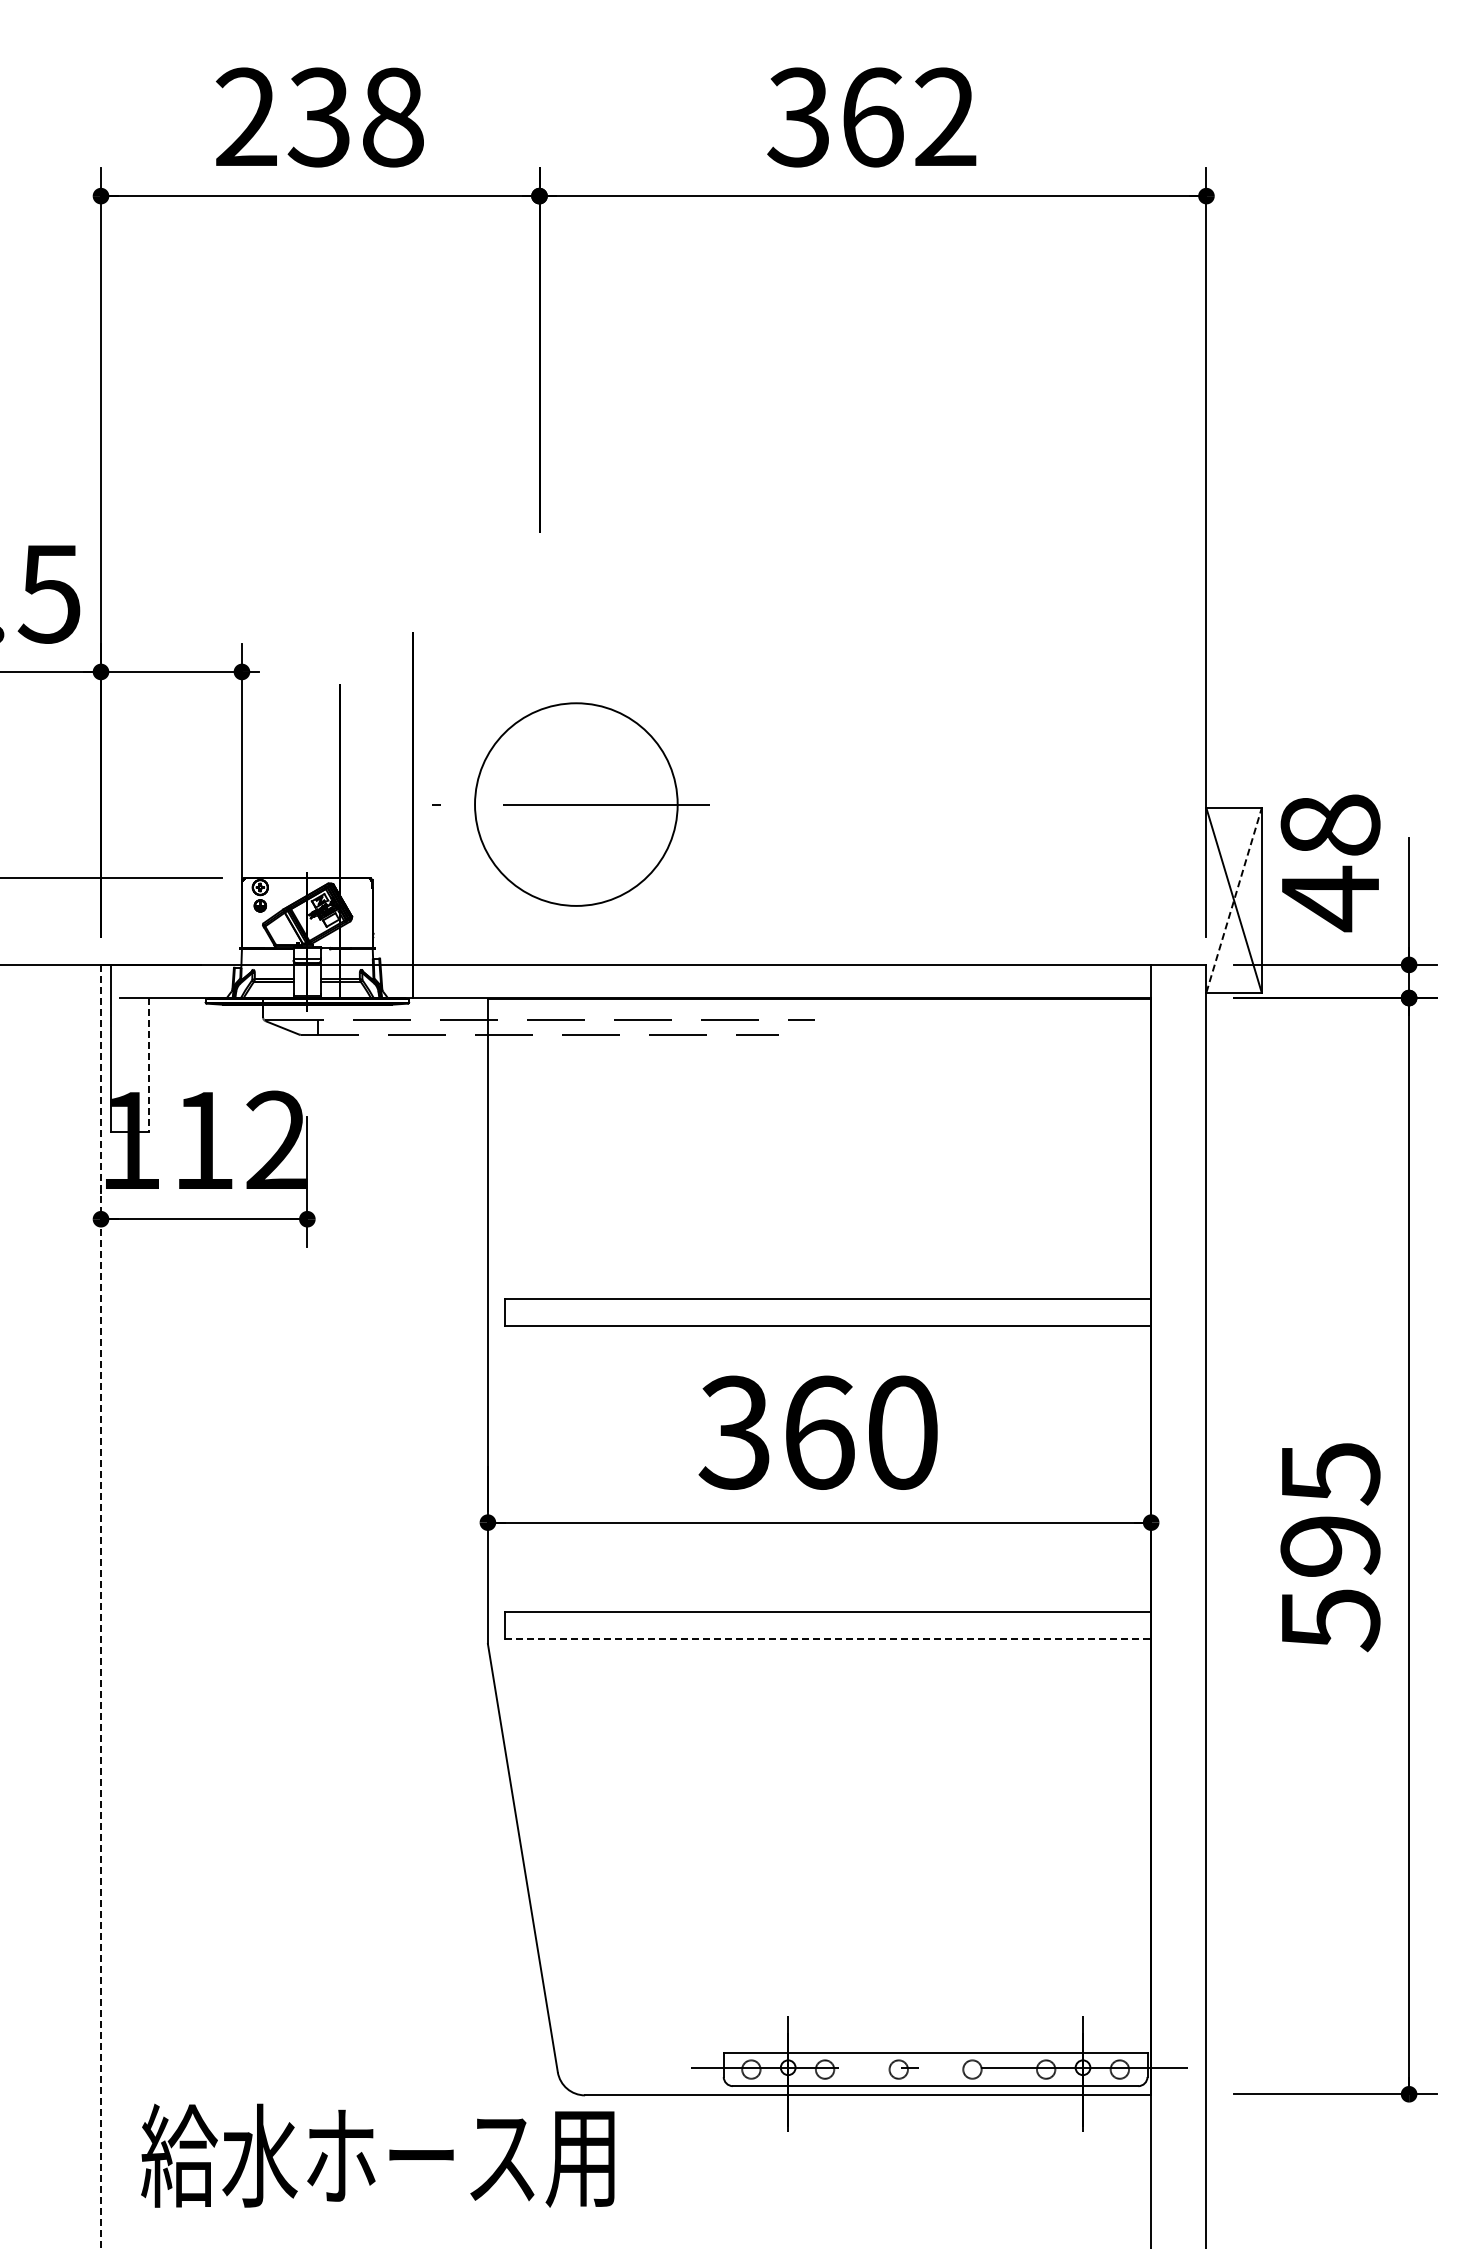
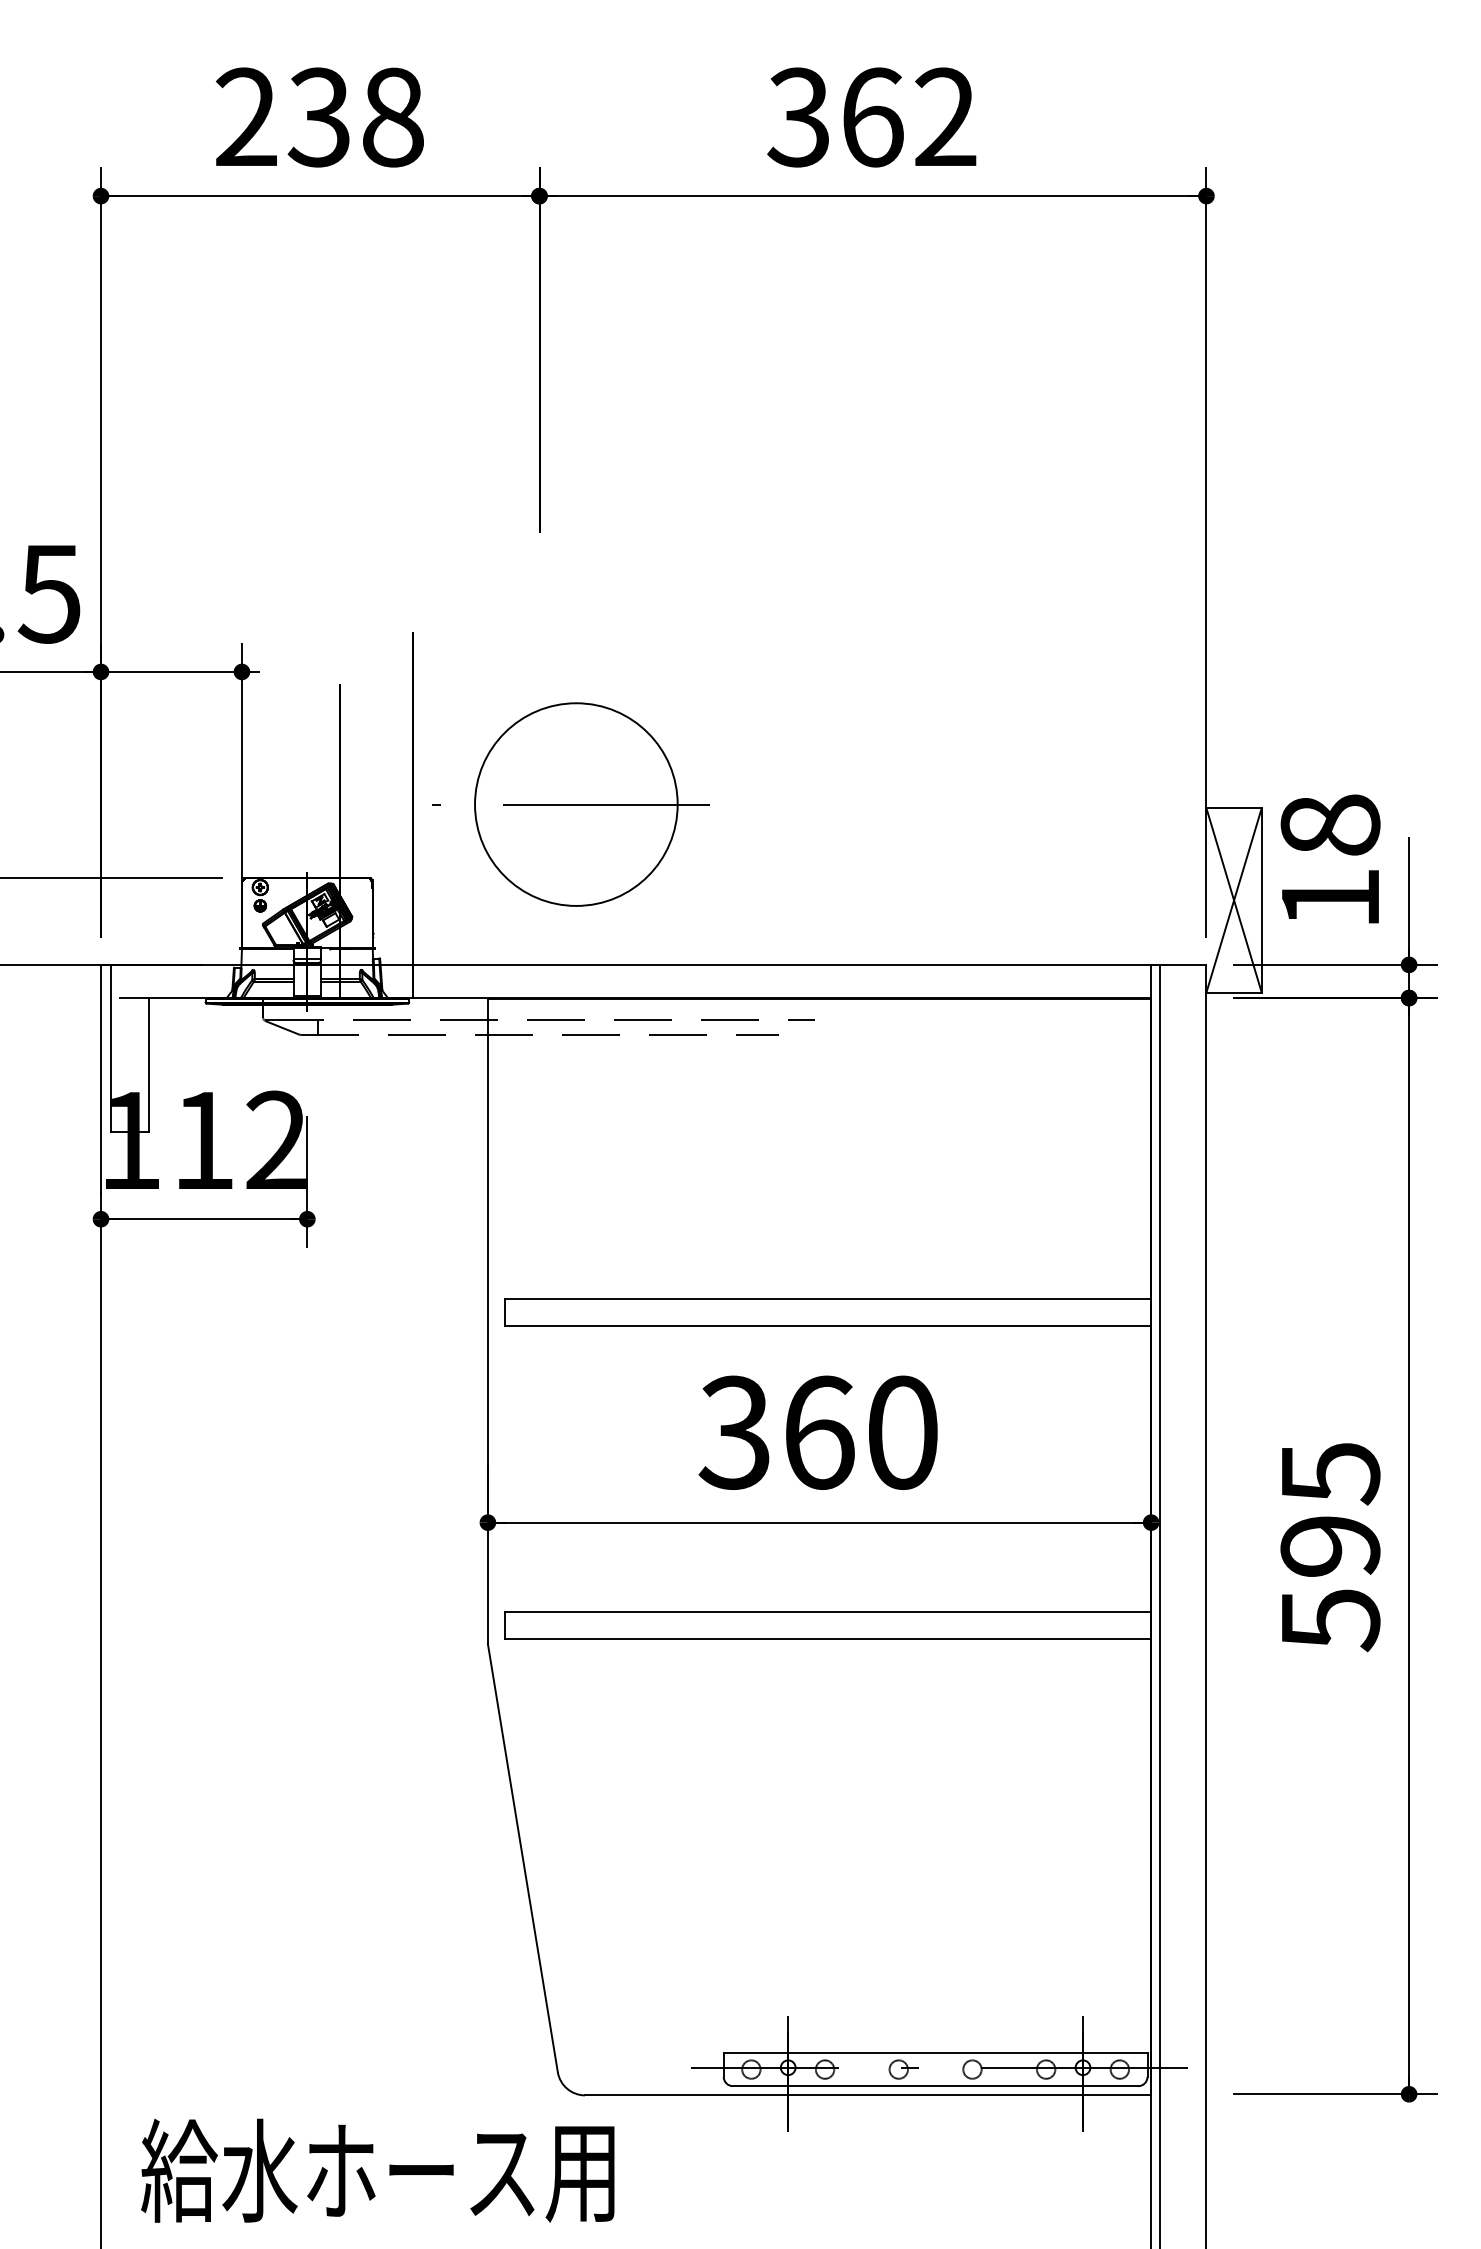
text: 48 -> 18 (1330, 898)
line: dashed -> solid (1234, 899)
line: dashed -> solid (148, 1064)
line: none -> present (1160, 1604)
line: dashed -> solid (101, 1606)
line: dashed -> solid (828, 1639)
text position: (377, 2155) -> (377, 2170) (377, 2170)
